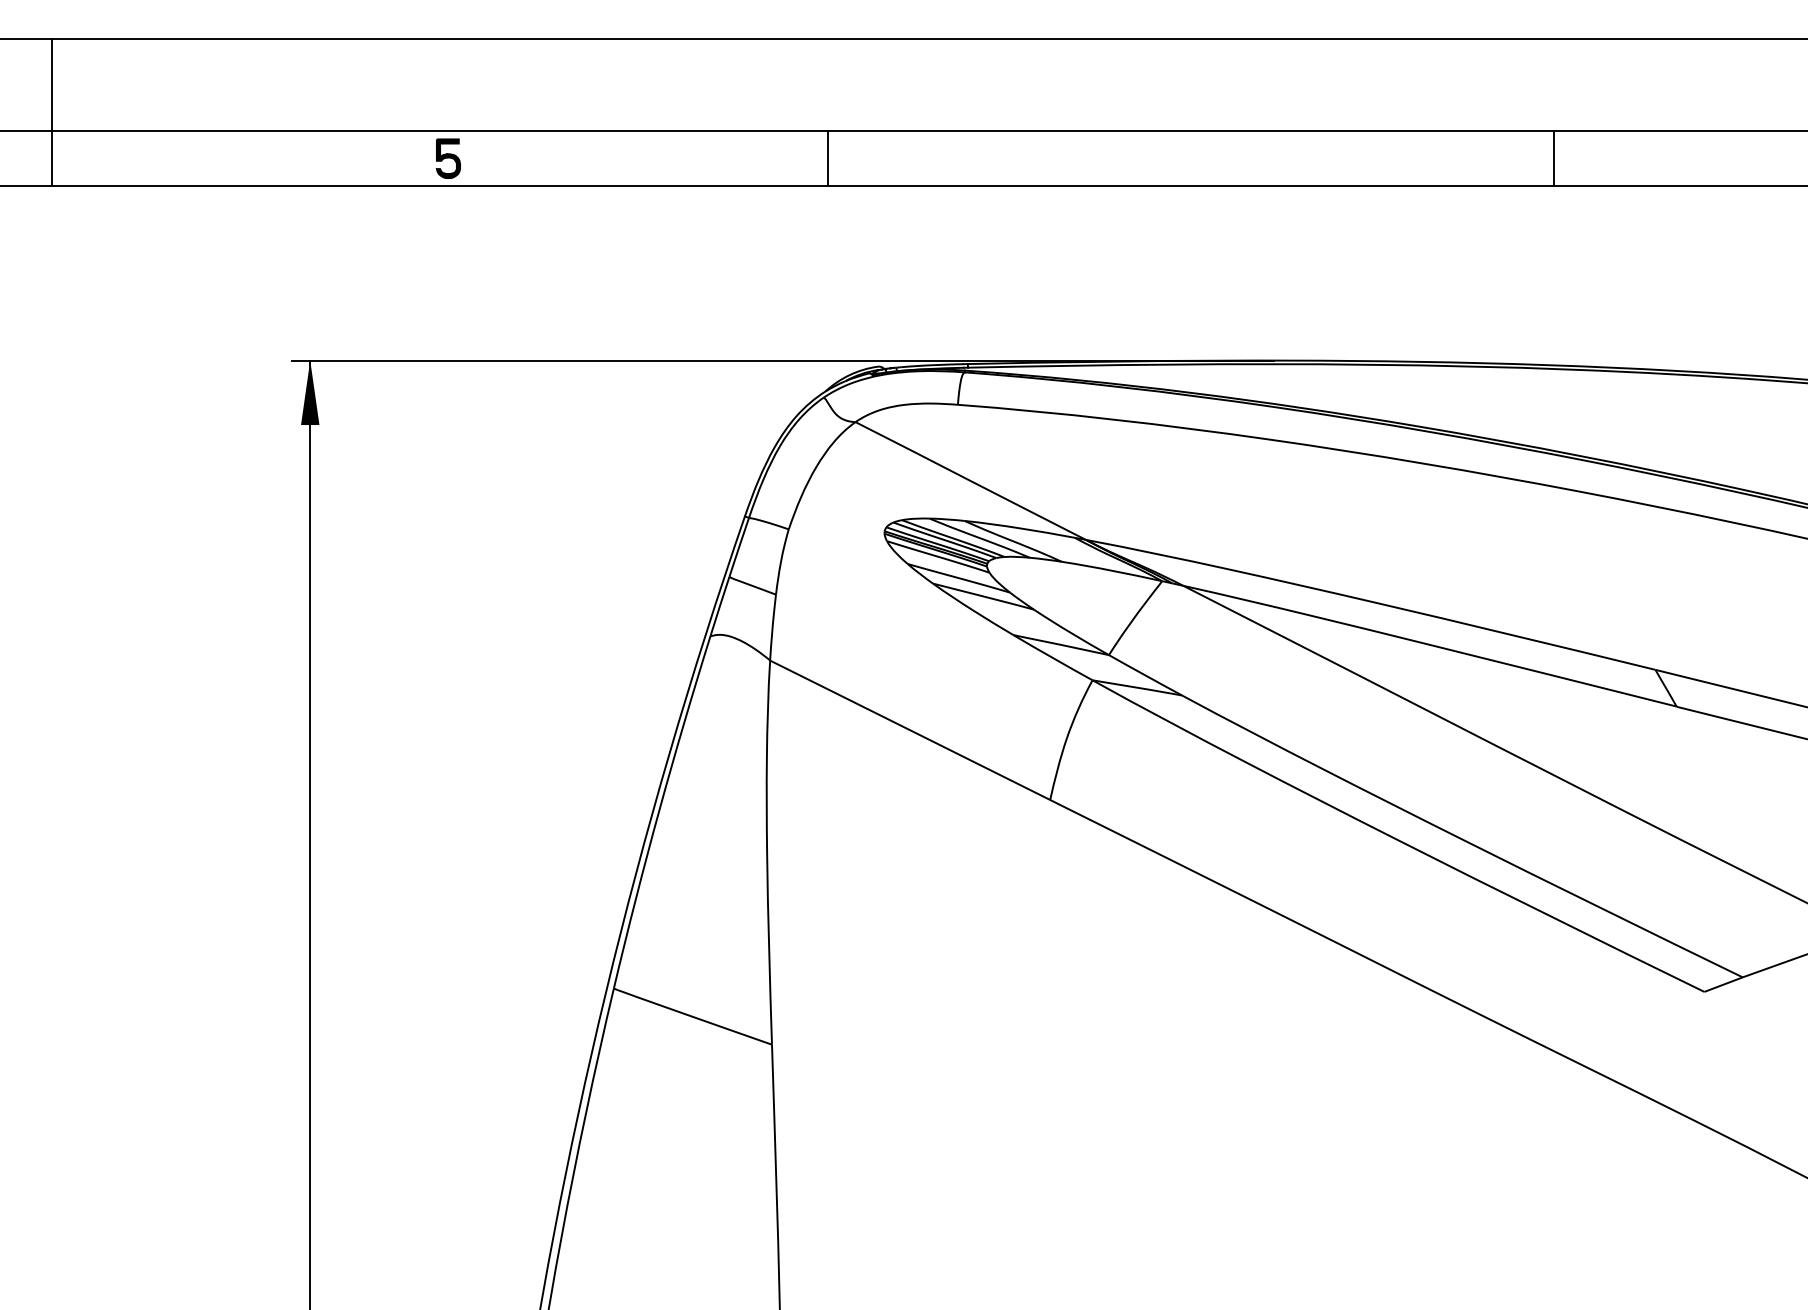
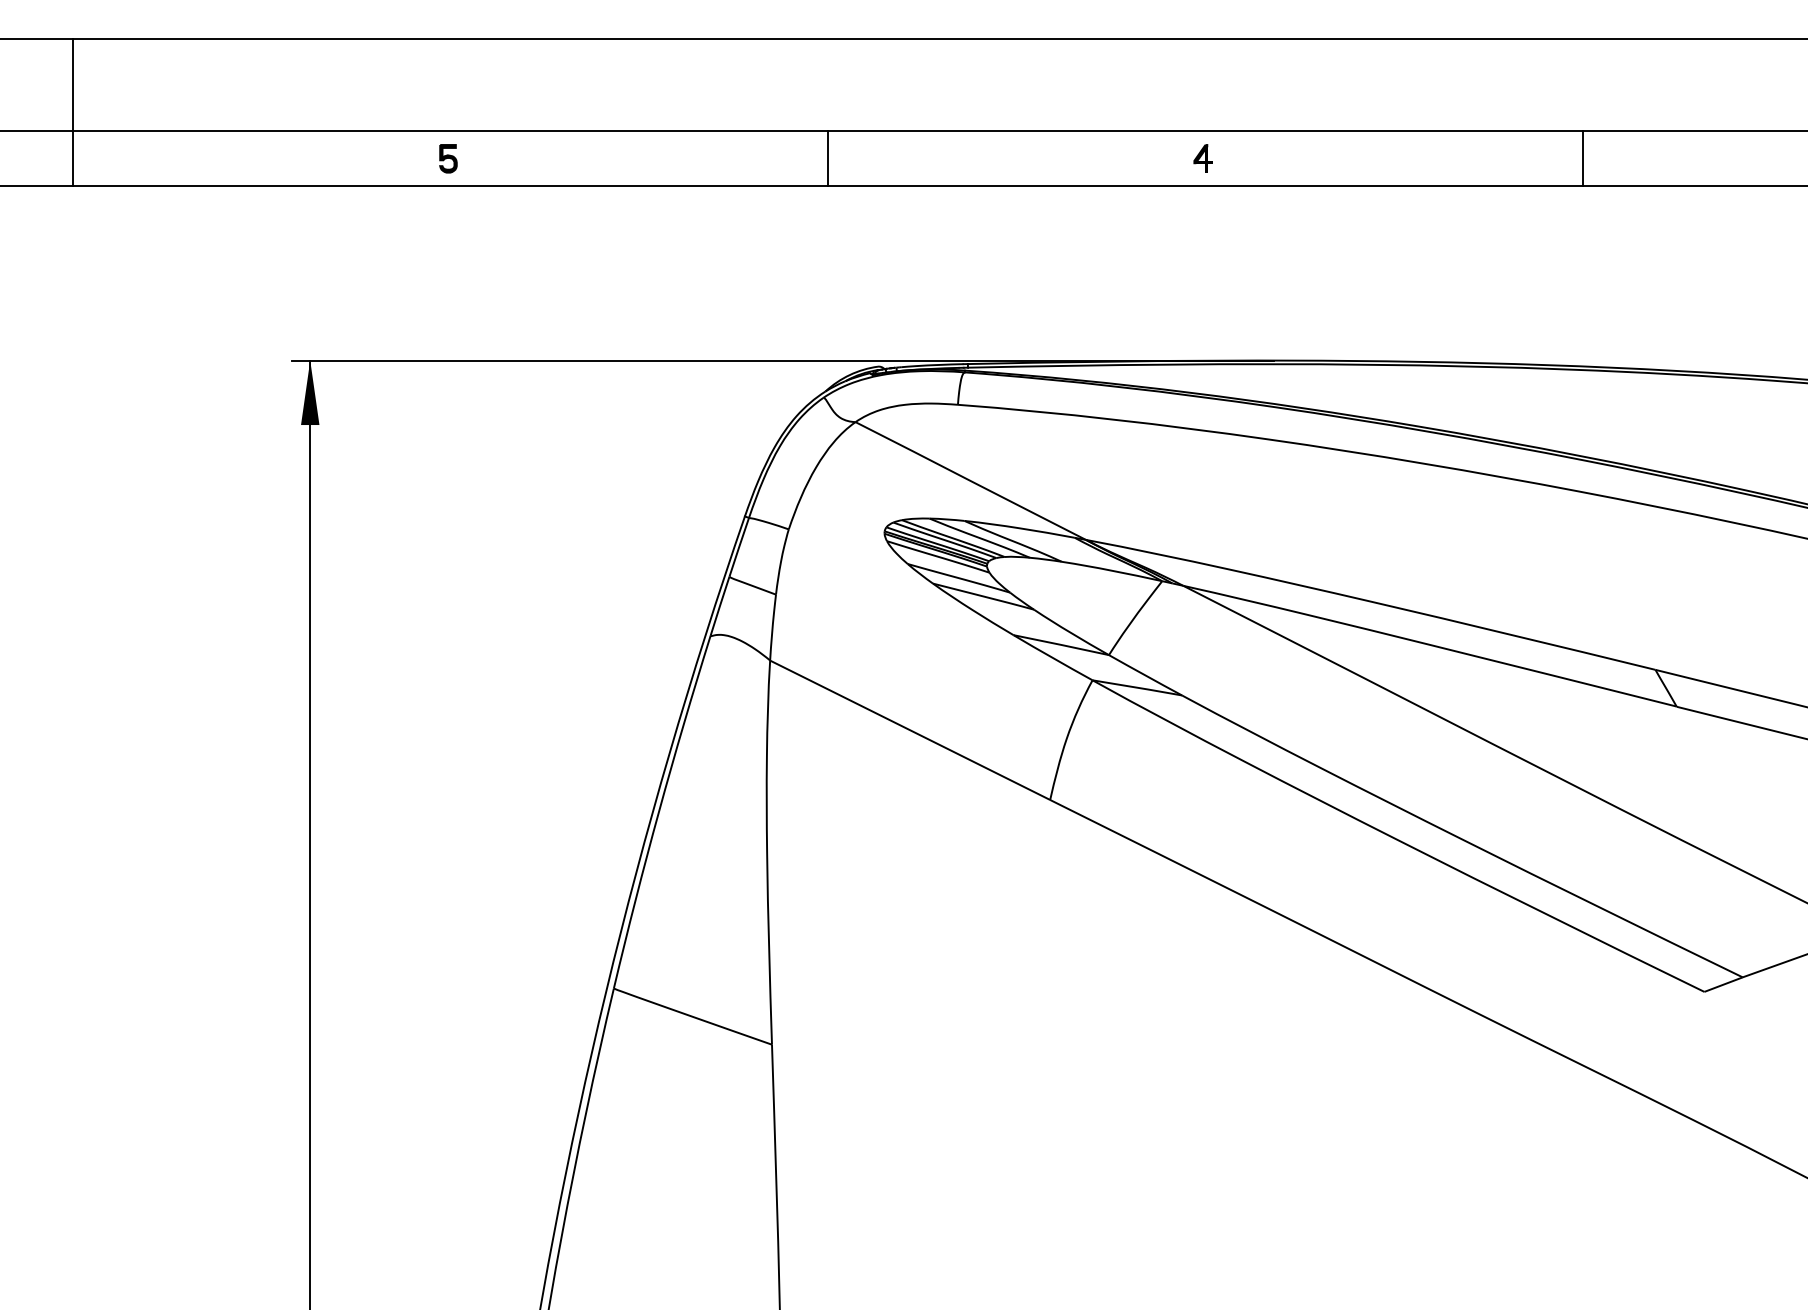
line position: (51, 112) -> (72, 112) (72, 112)
part size: 26x41 px -> 19x30 px (448, 158)
part: none -> present (1202, 158)
line position: (1553, 158) -> (1582, 158) (1582, 158)
